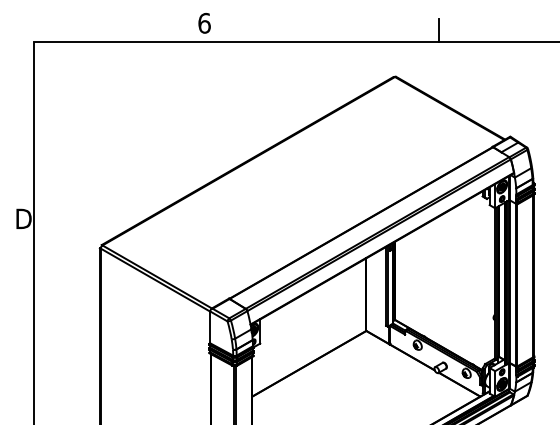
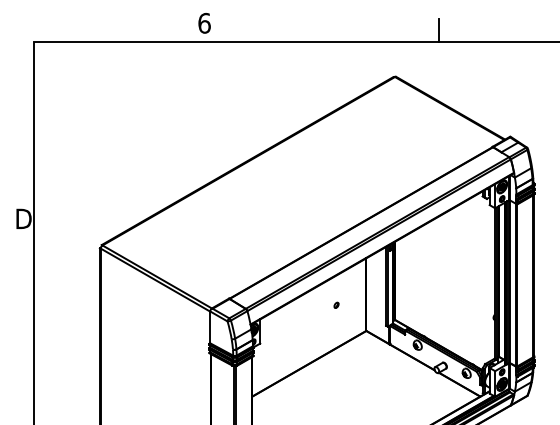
part: none -> present (336, 304)
